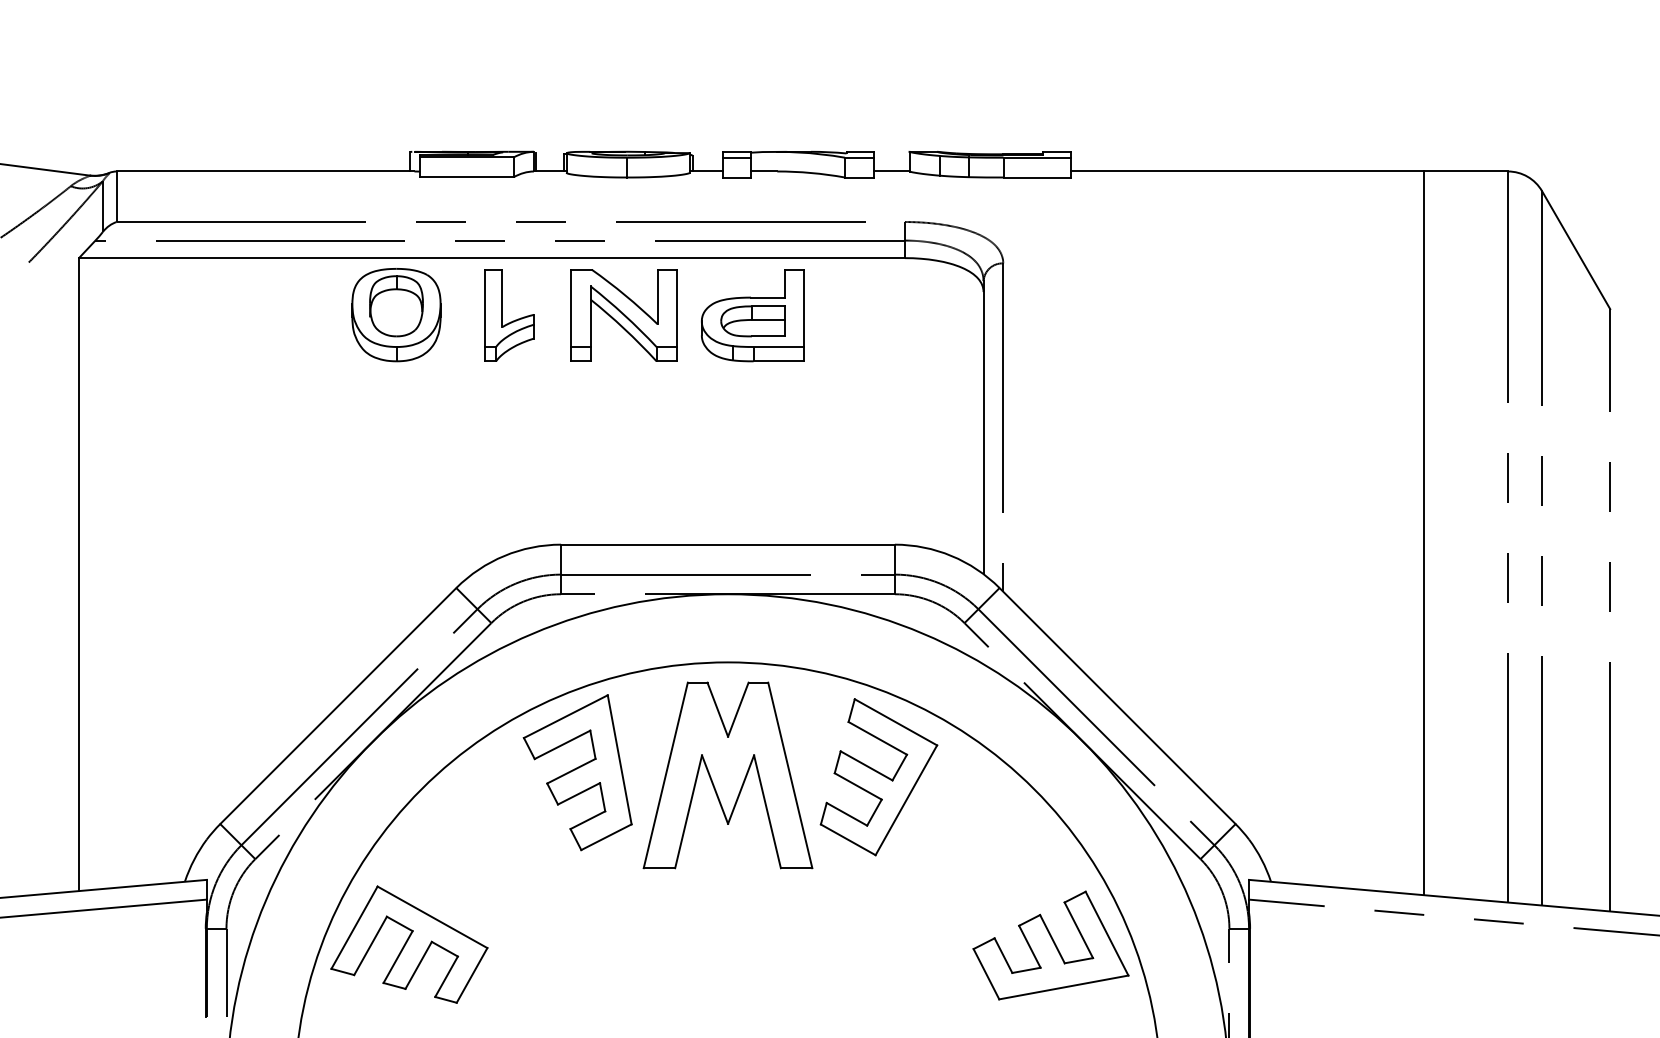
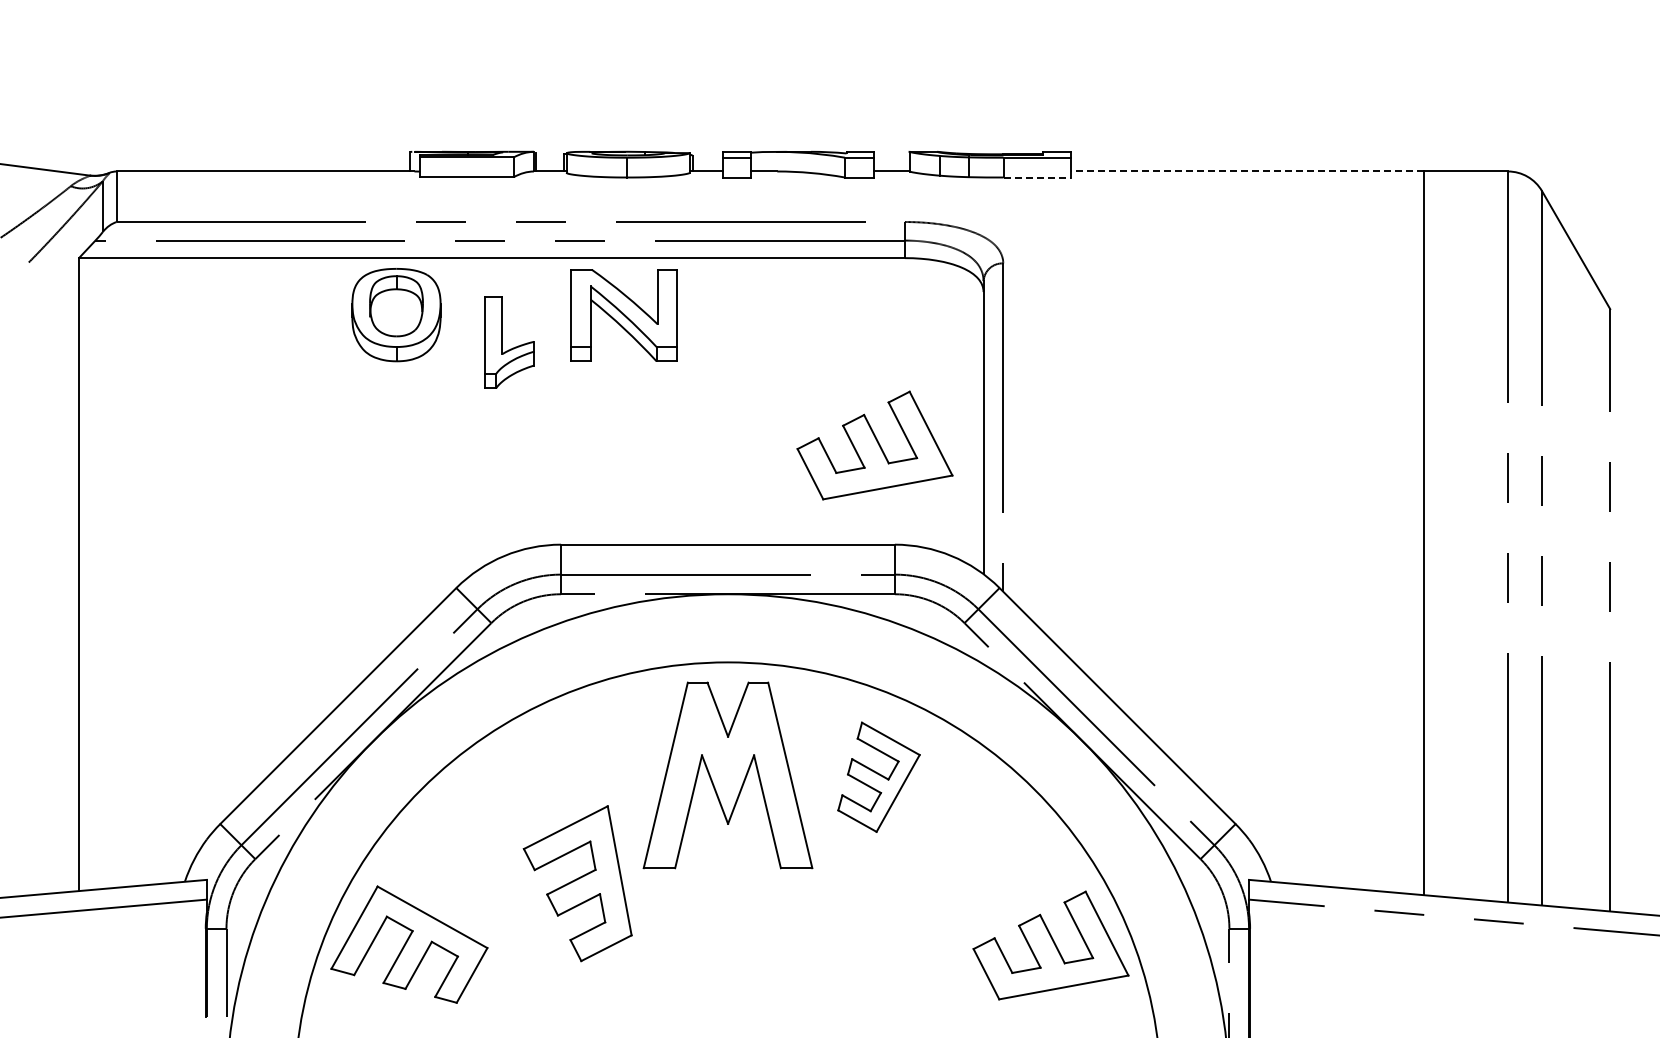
line: solid -> dashed (1247, 171)
line: solid -> dashed (1037, 177)
part: present -> none (752, 315)
part position: (510, 321) -> (510, 348) (510, 348)
part: none -> present (874, 445)
part position: (577, 772) -> (577, 883) (577, 883)
part size: 120x159 px -> 84x112 px (878, 776)
